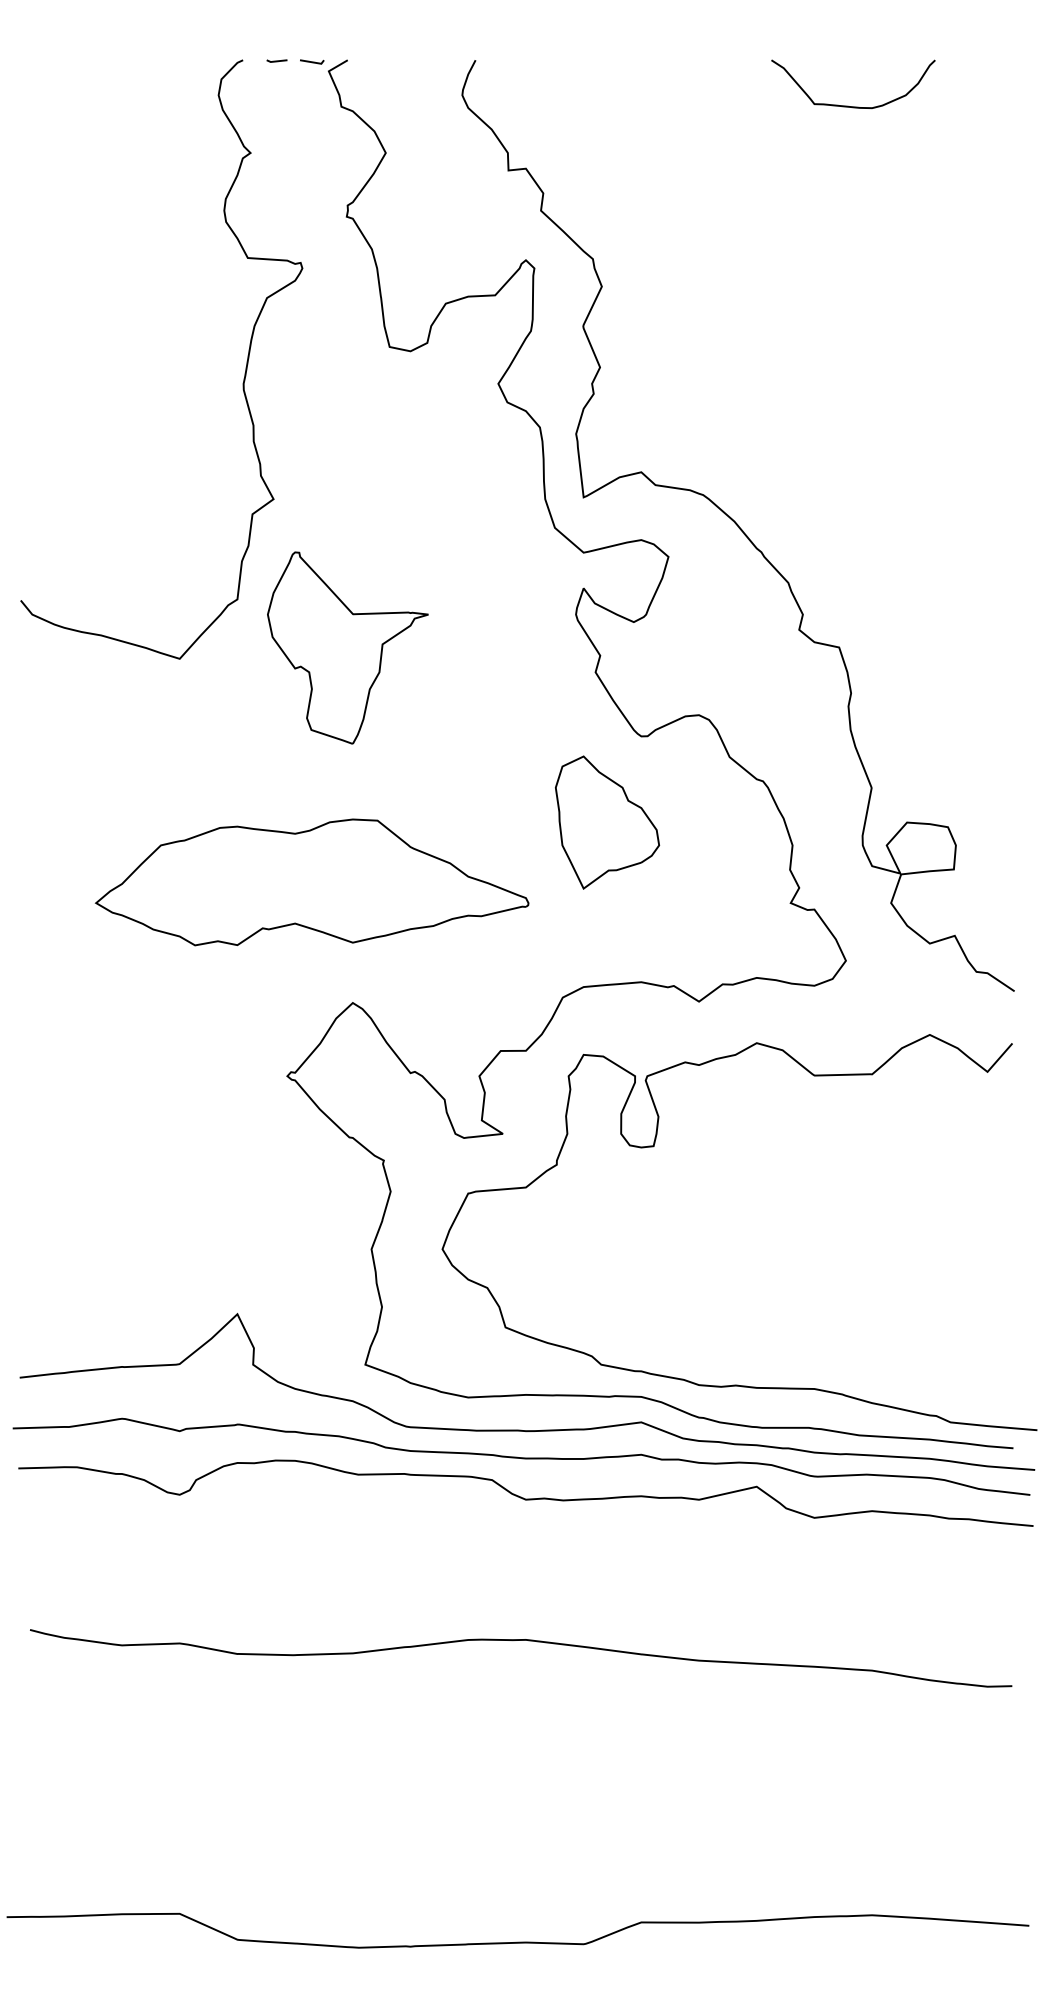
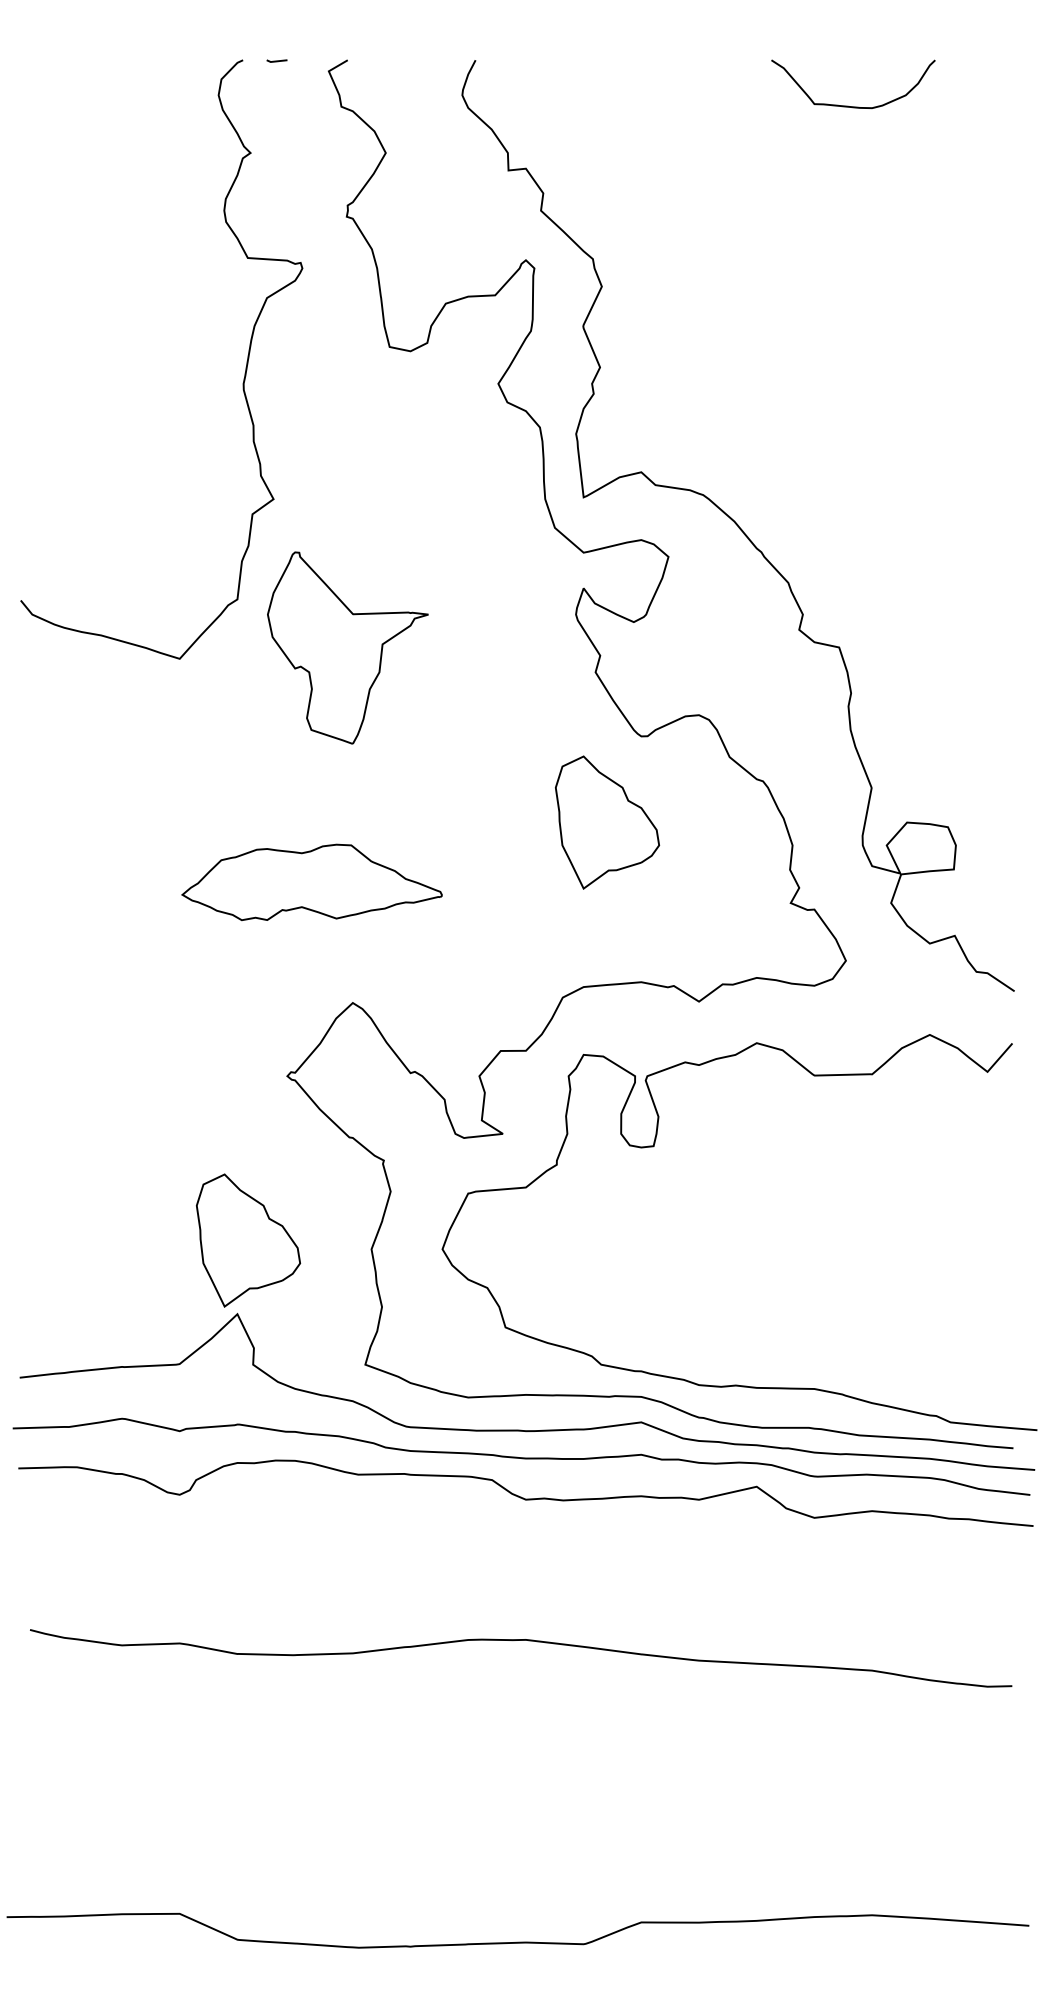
line: present -> none (312, 61)
part size: 436x129 px -> 262x78 px (311, 881)
part: none -> present (248, 1240)
